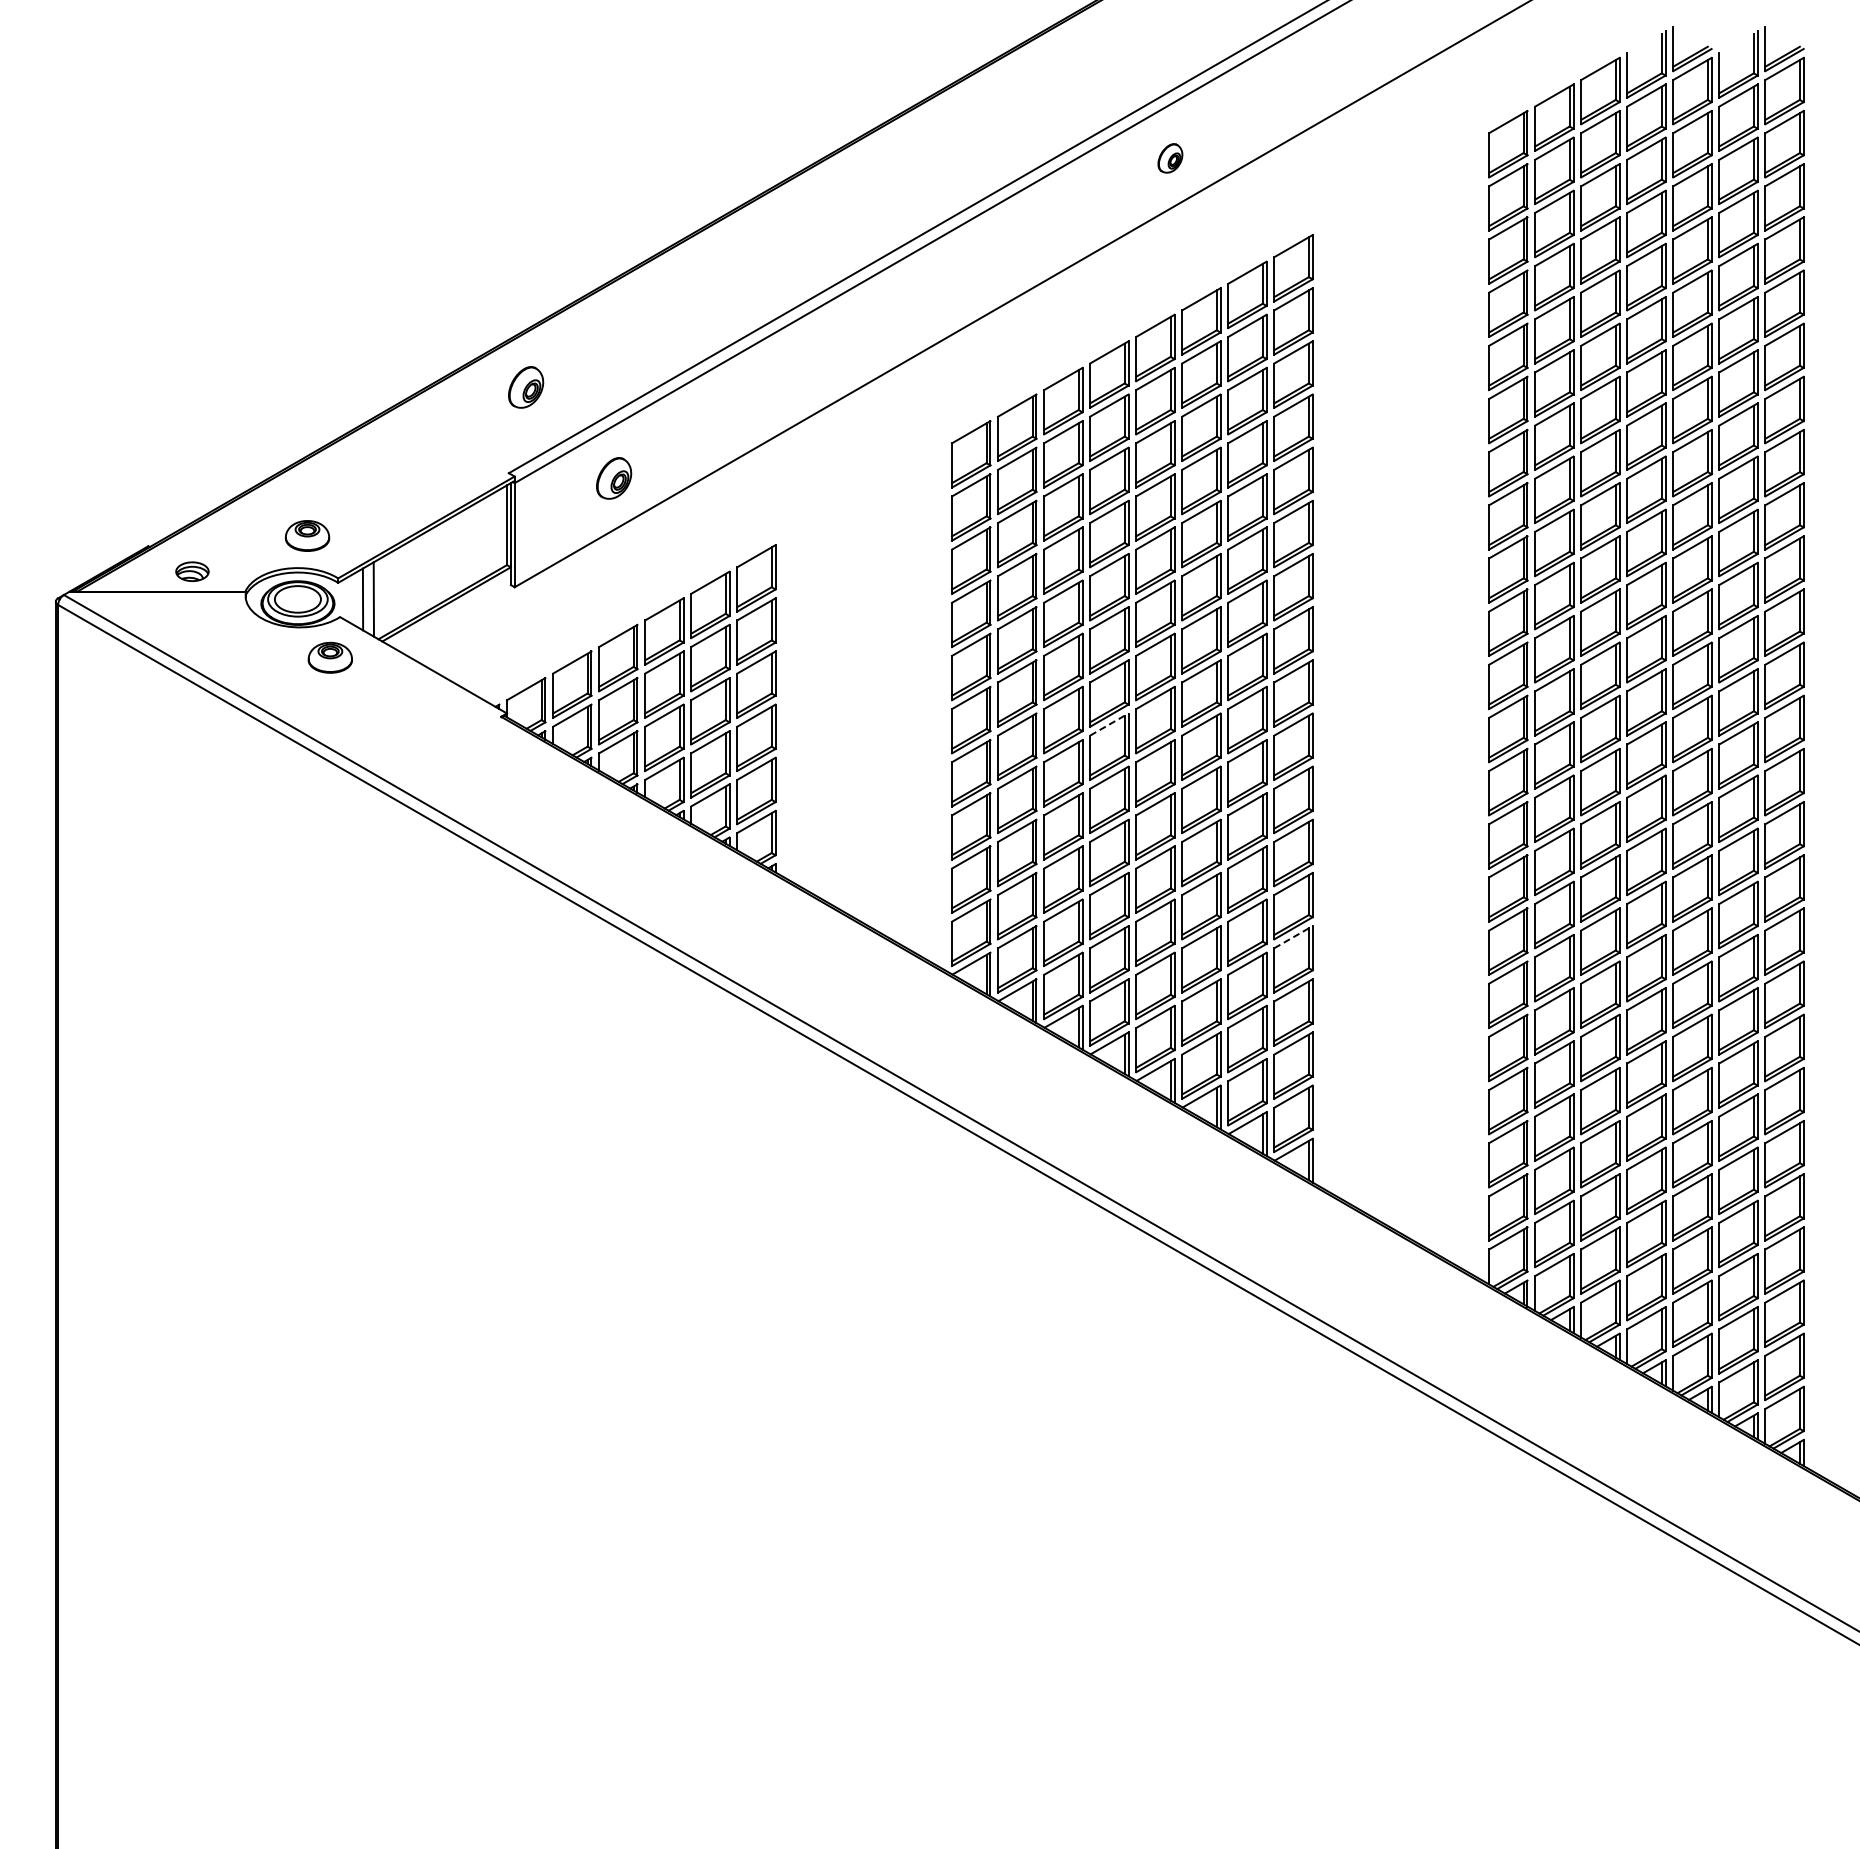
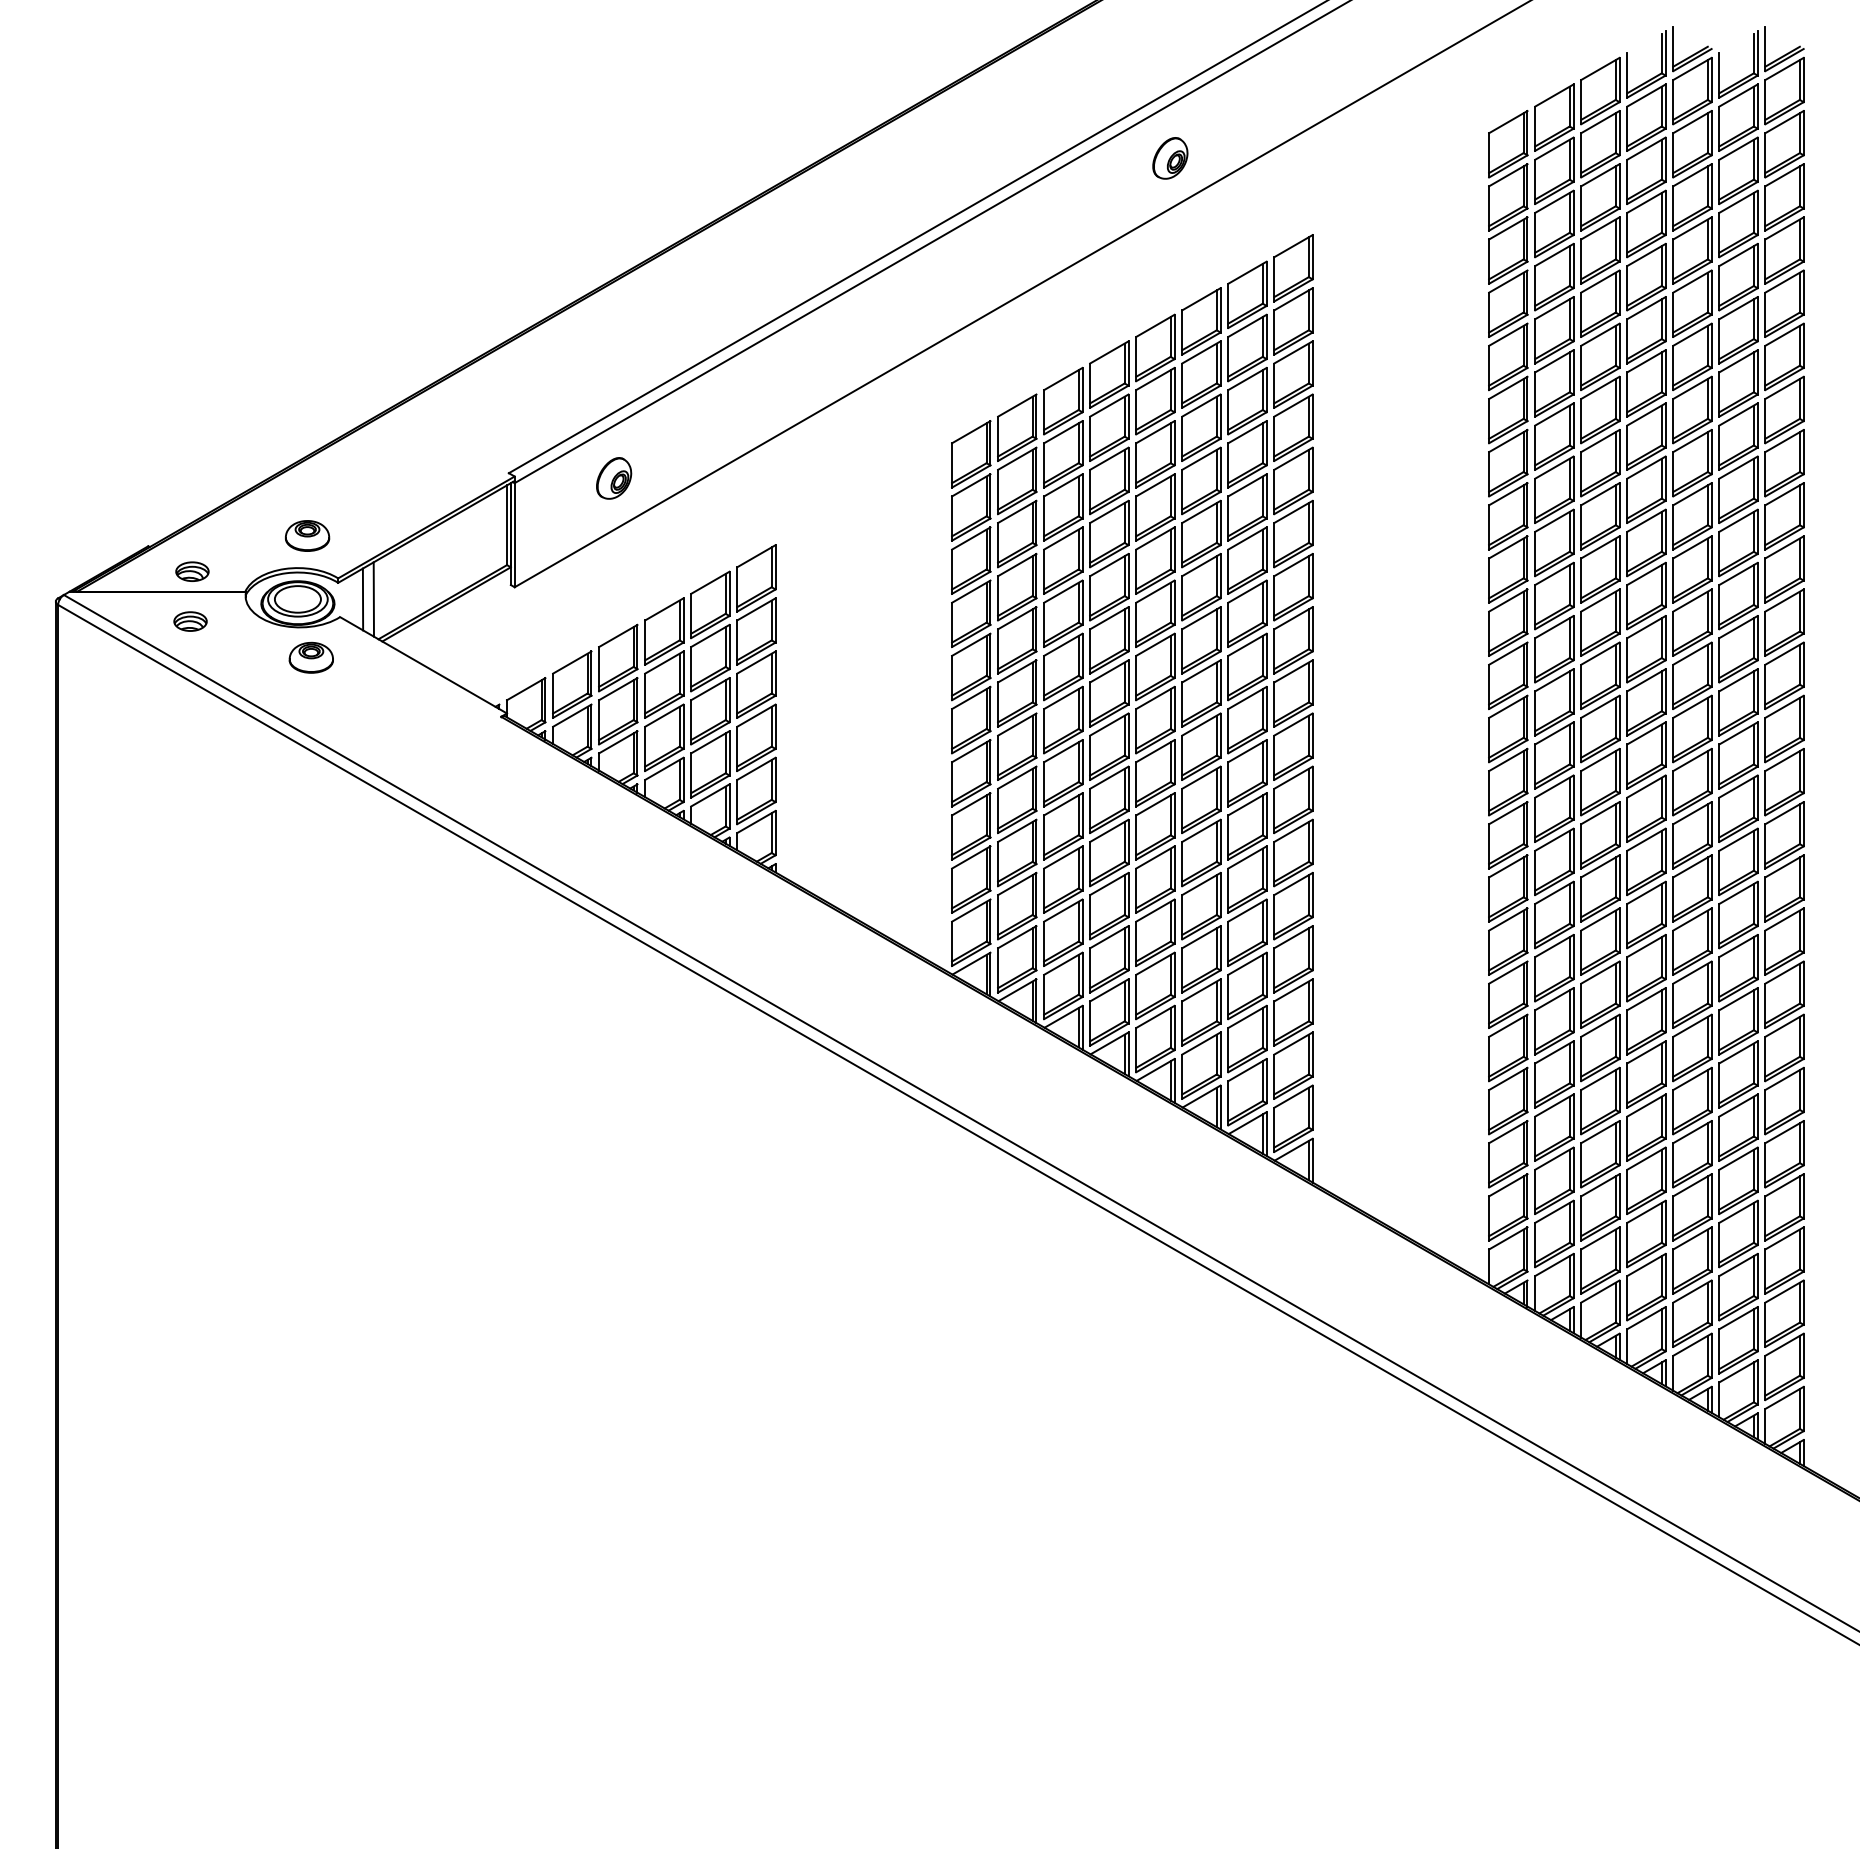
part size: 27x31 px -> 37x43 px (1170, 158)
part: present -> none (526, 387)
part: none -> present (190, 621)
part position: (329, 657) -> (310, 657) (310, 657)
line: dashed -> solid (1109, 724)
line: dashed -> solid (1293, 936)
